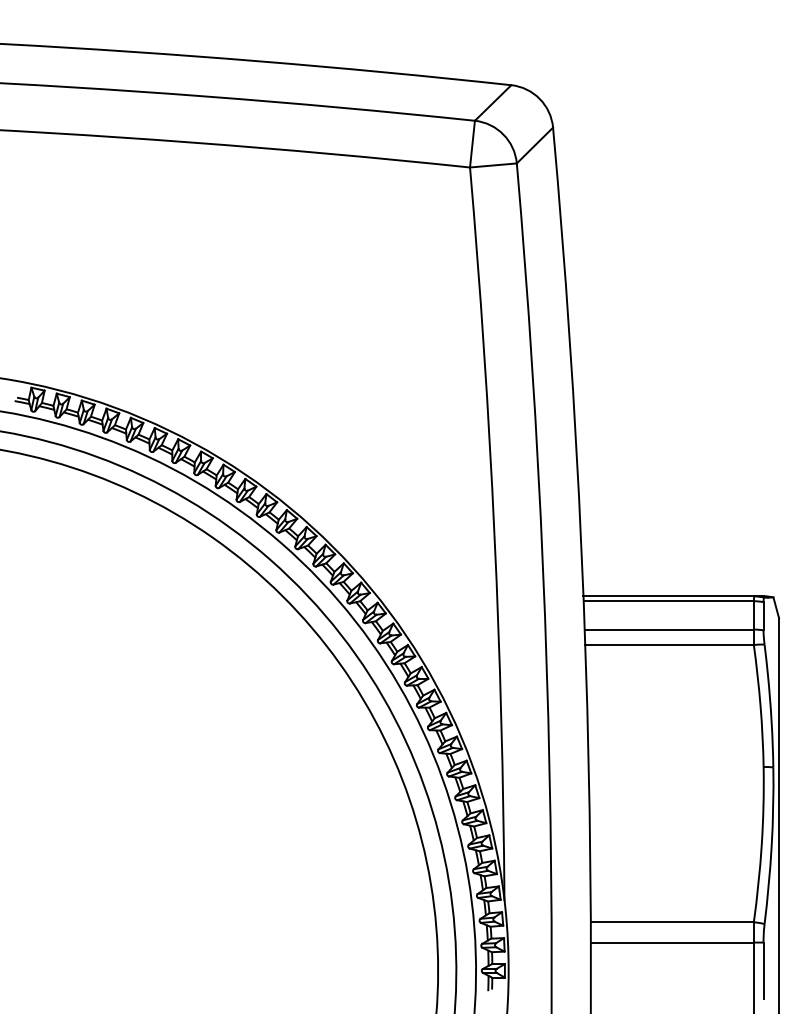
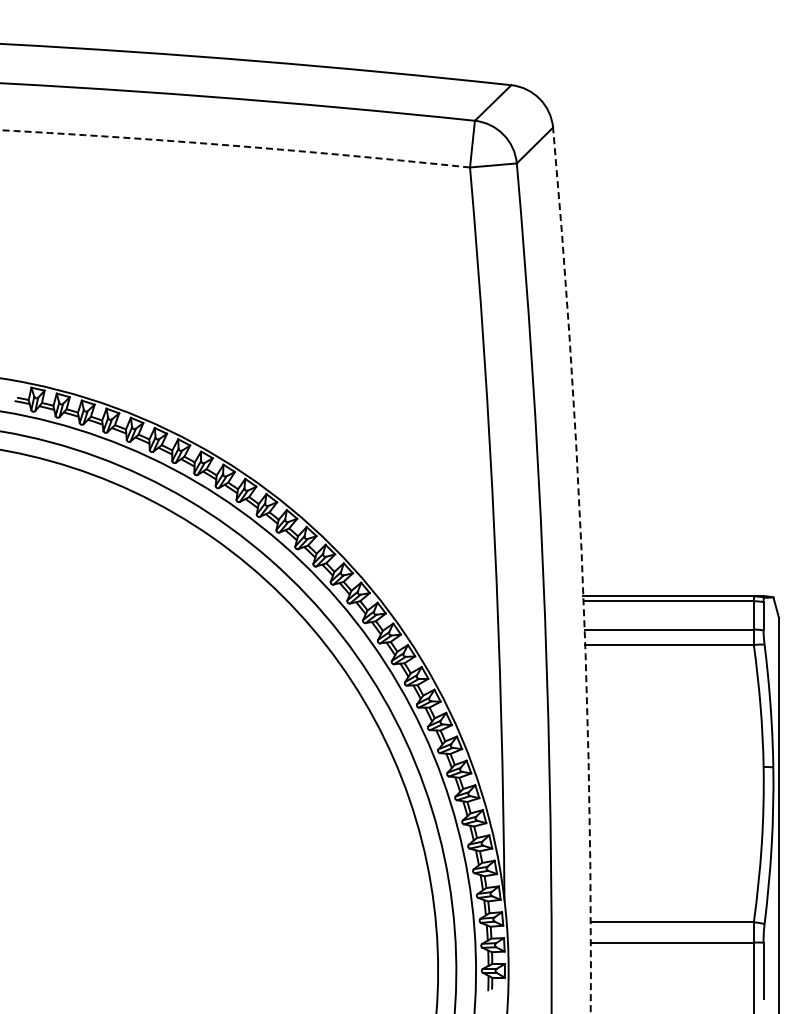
arc: solid -> dashed (235, 145)
arc: solid -> dashed (582, 569)
